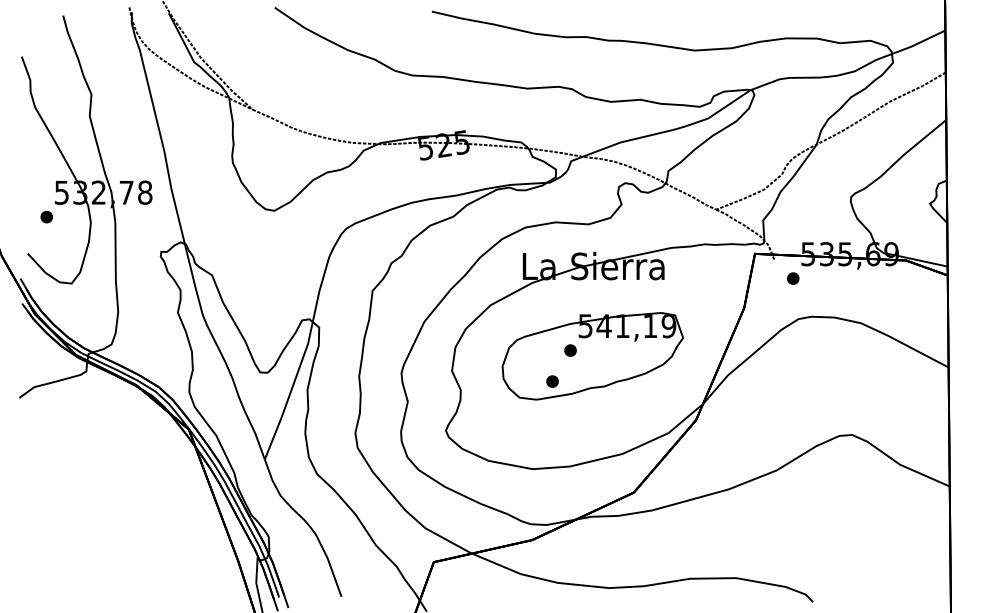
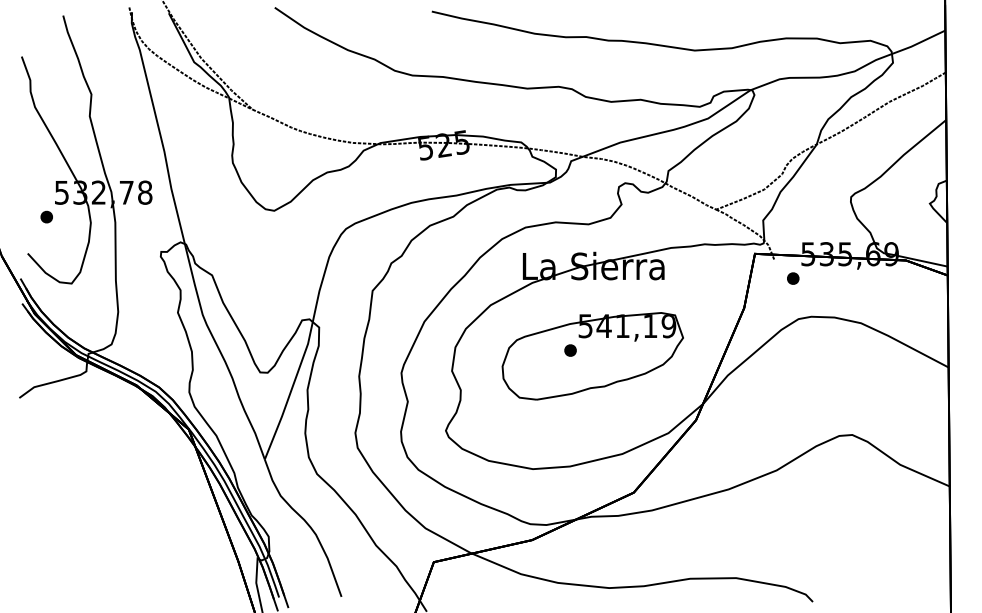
part: present -> none (552, 381)
